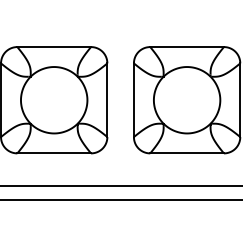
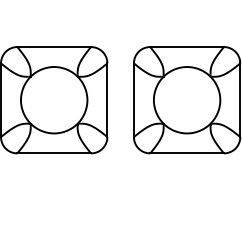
line: present -> none (120, 185)
line: present -> none (120, 199)
